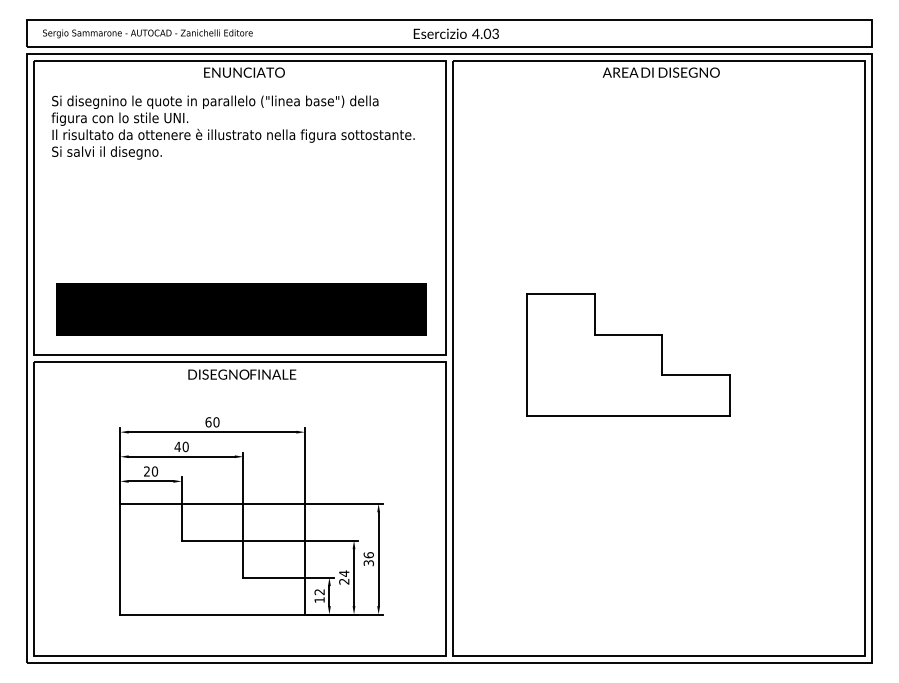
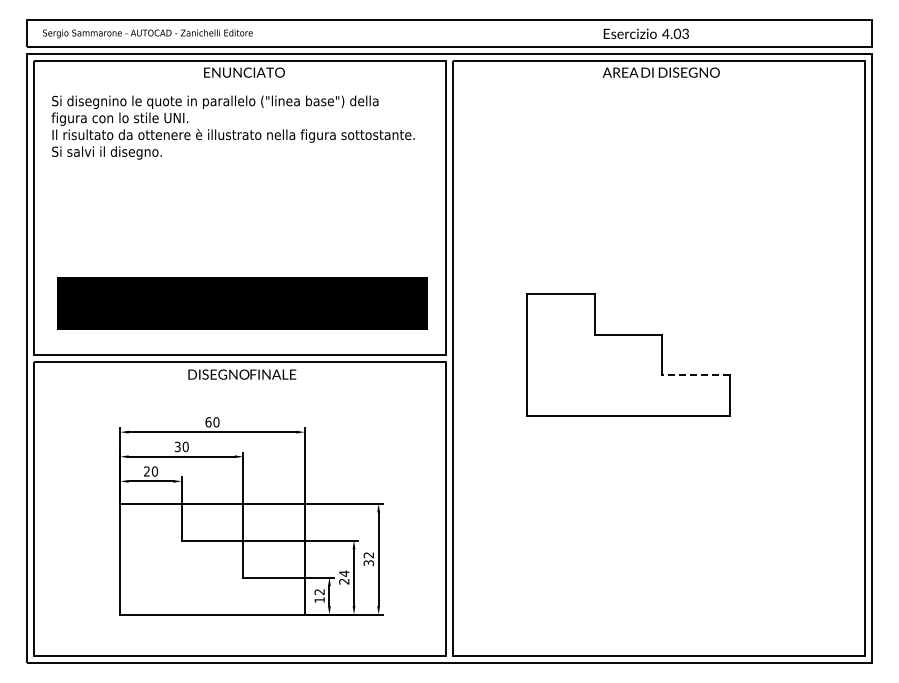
text position: (455, 33) -> (645, 33) (645, 33)
text position: (241, 309) -> (242, 303) (242, 303)
line: solid -> dashed (696, 375)
text: 40 -> 30 (177, 446)
text: 36 -> 32 (368, 555)
